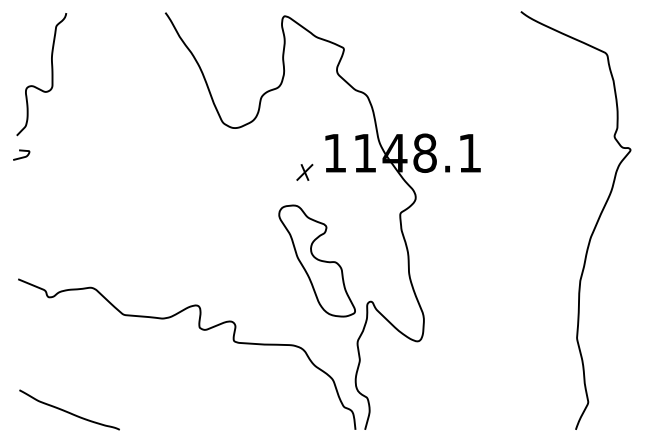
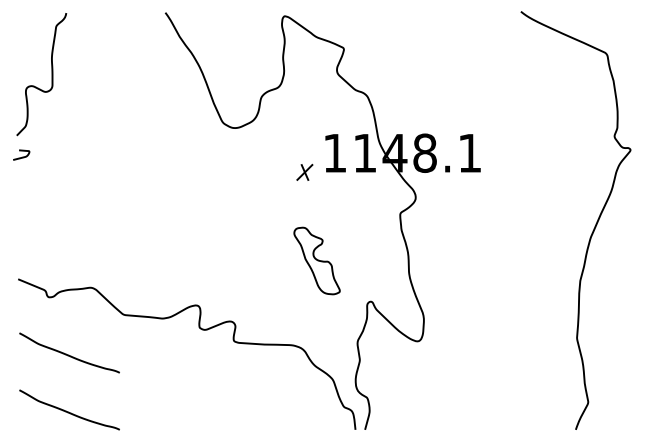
part size: 78x114 px -> 48x70 px (316, 260)
curve: none -> present (68, 354)
